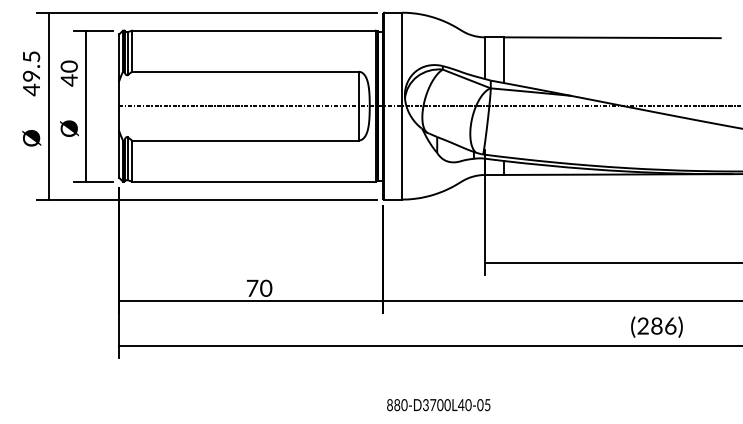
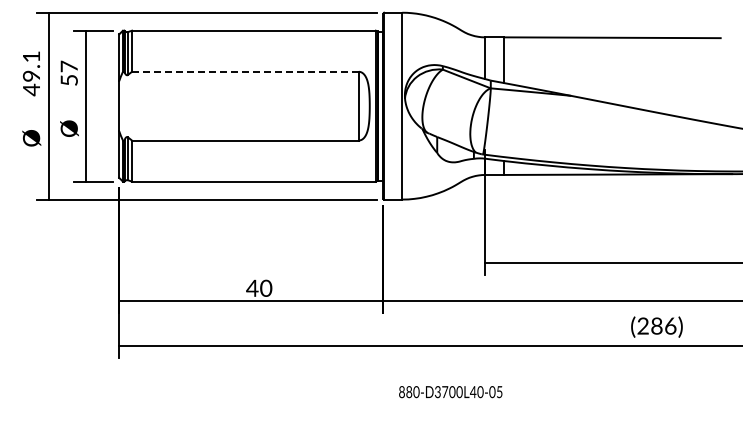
text: 49.5 -> 49.1 (31, 56)
line: solid -> dashed (245, 71)
text: 40 -> 57 (68, 73)
line: present -> none (429, 106)
text: 70 -> 40 (252, 287)
text position: (438, 405) -> (450, 392) (450, 392)
